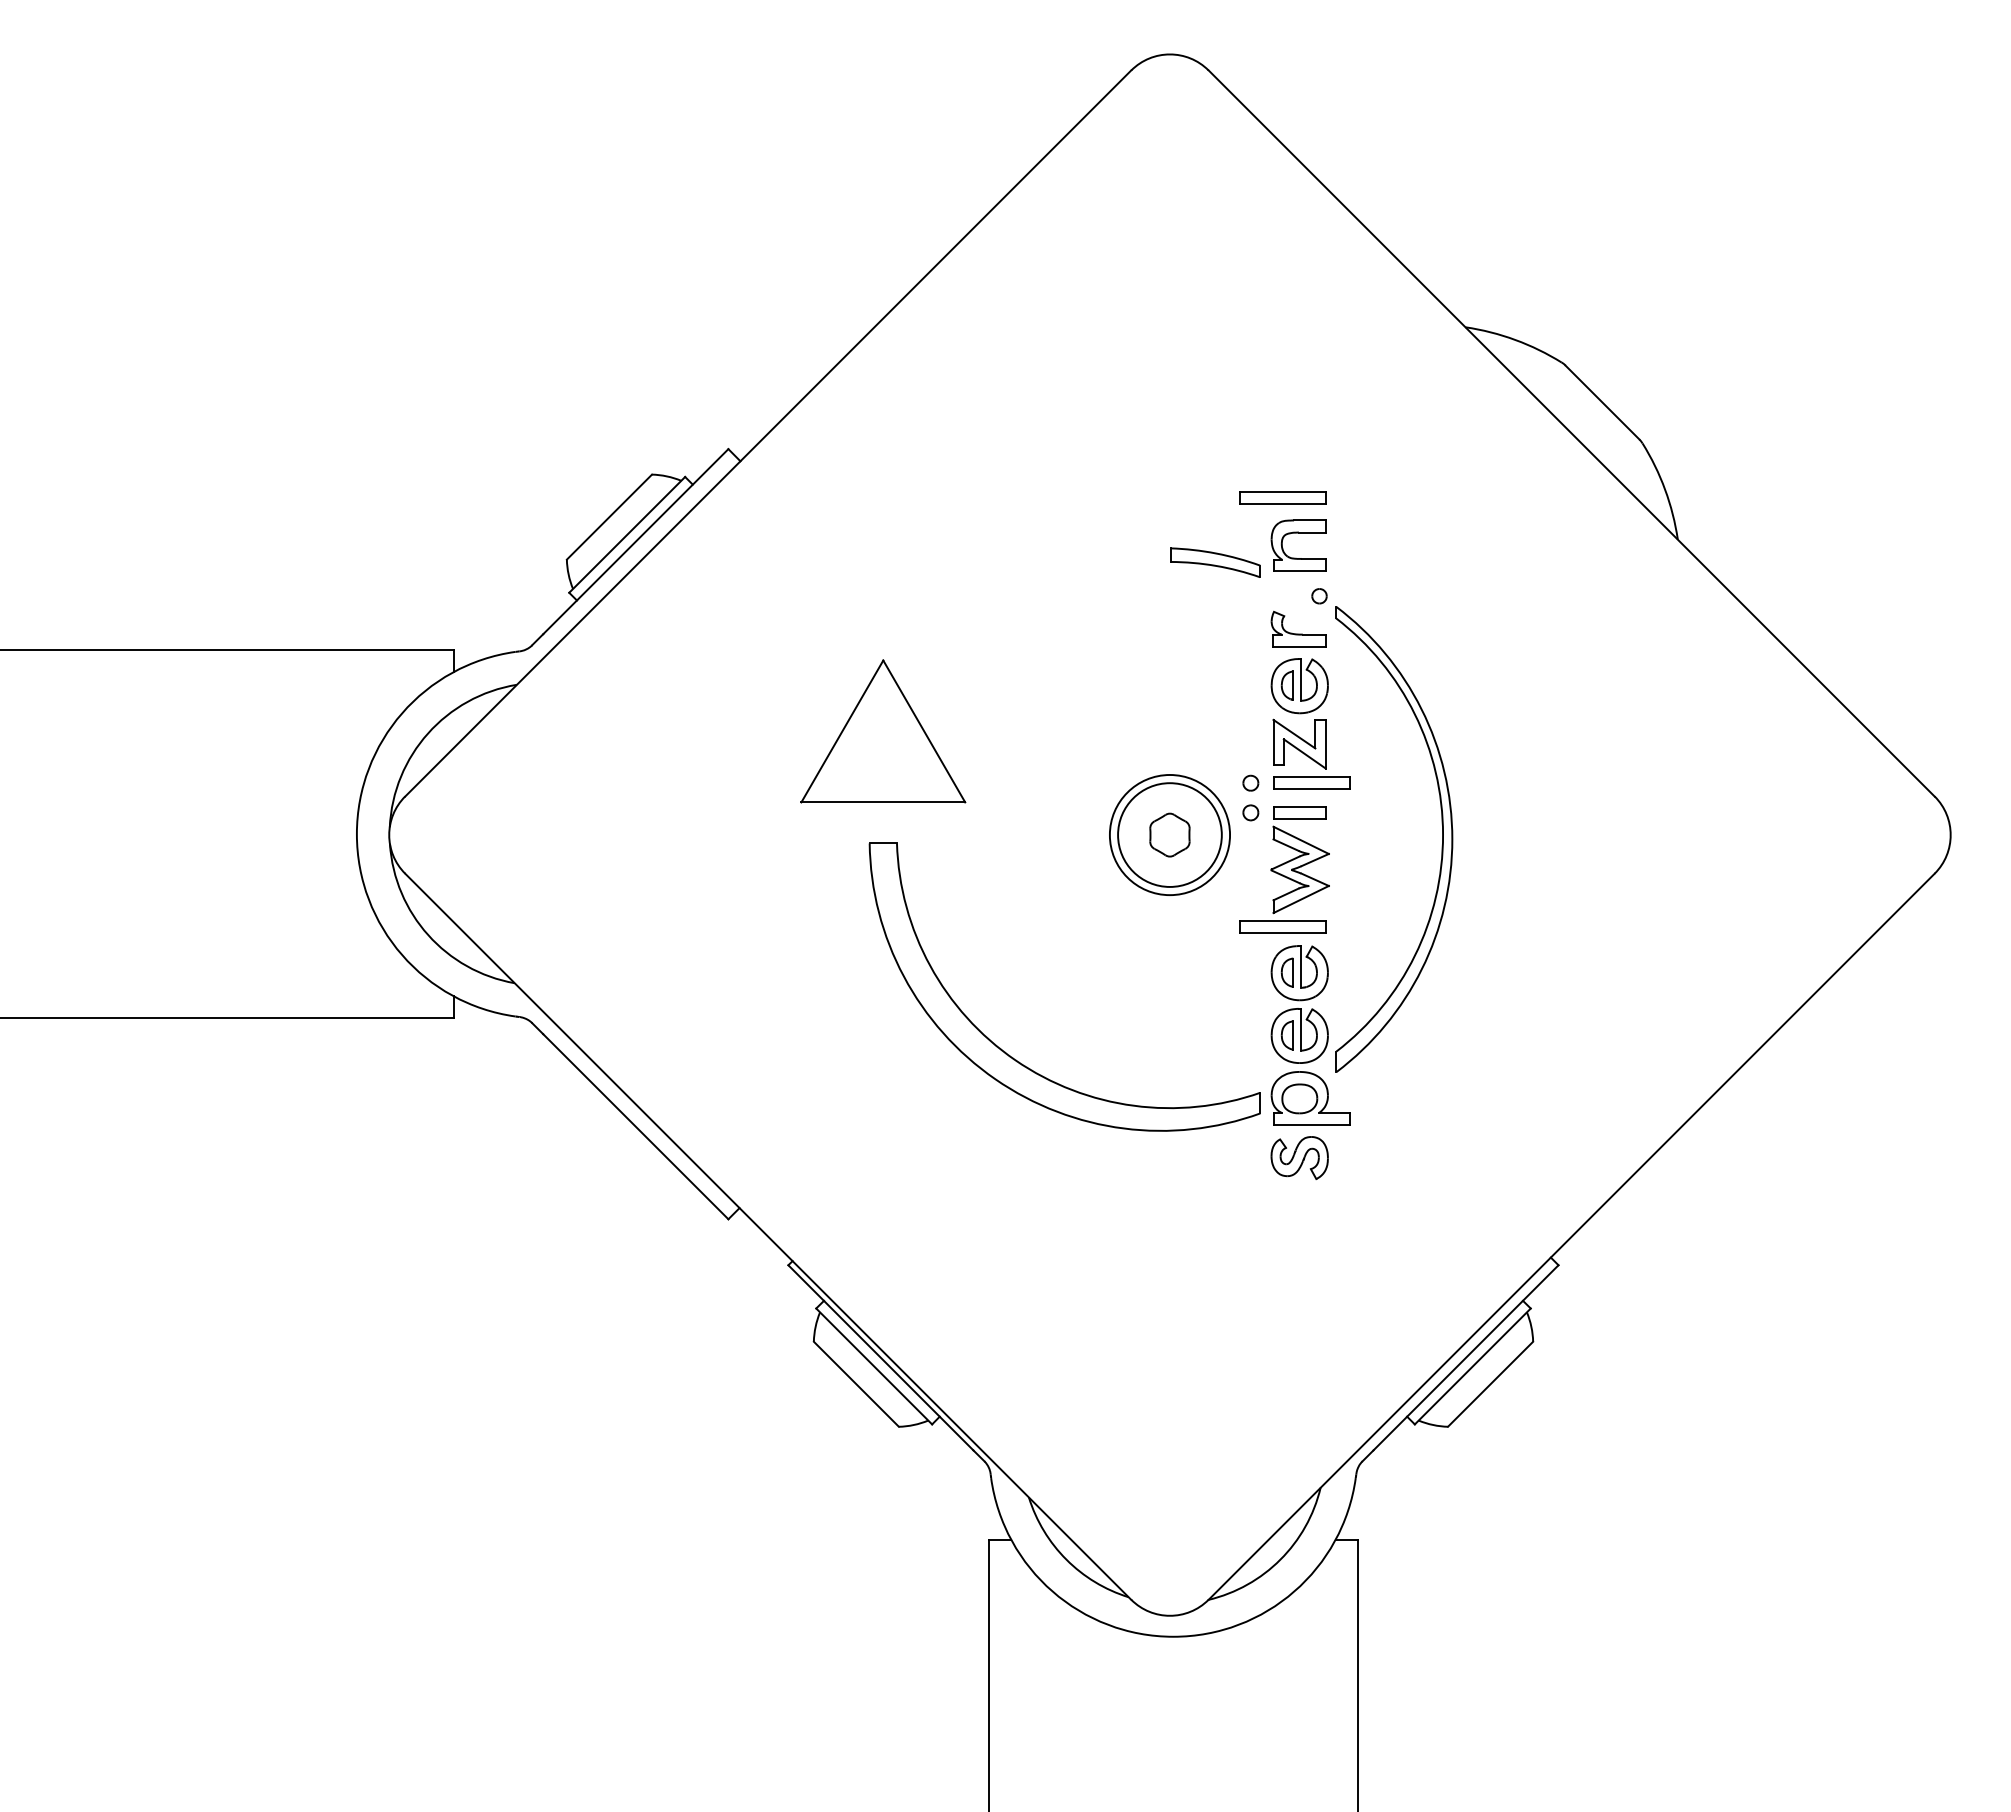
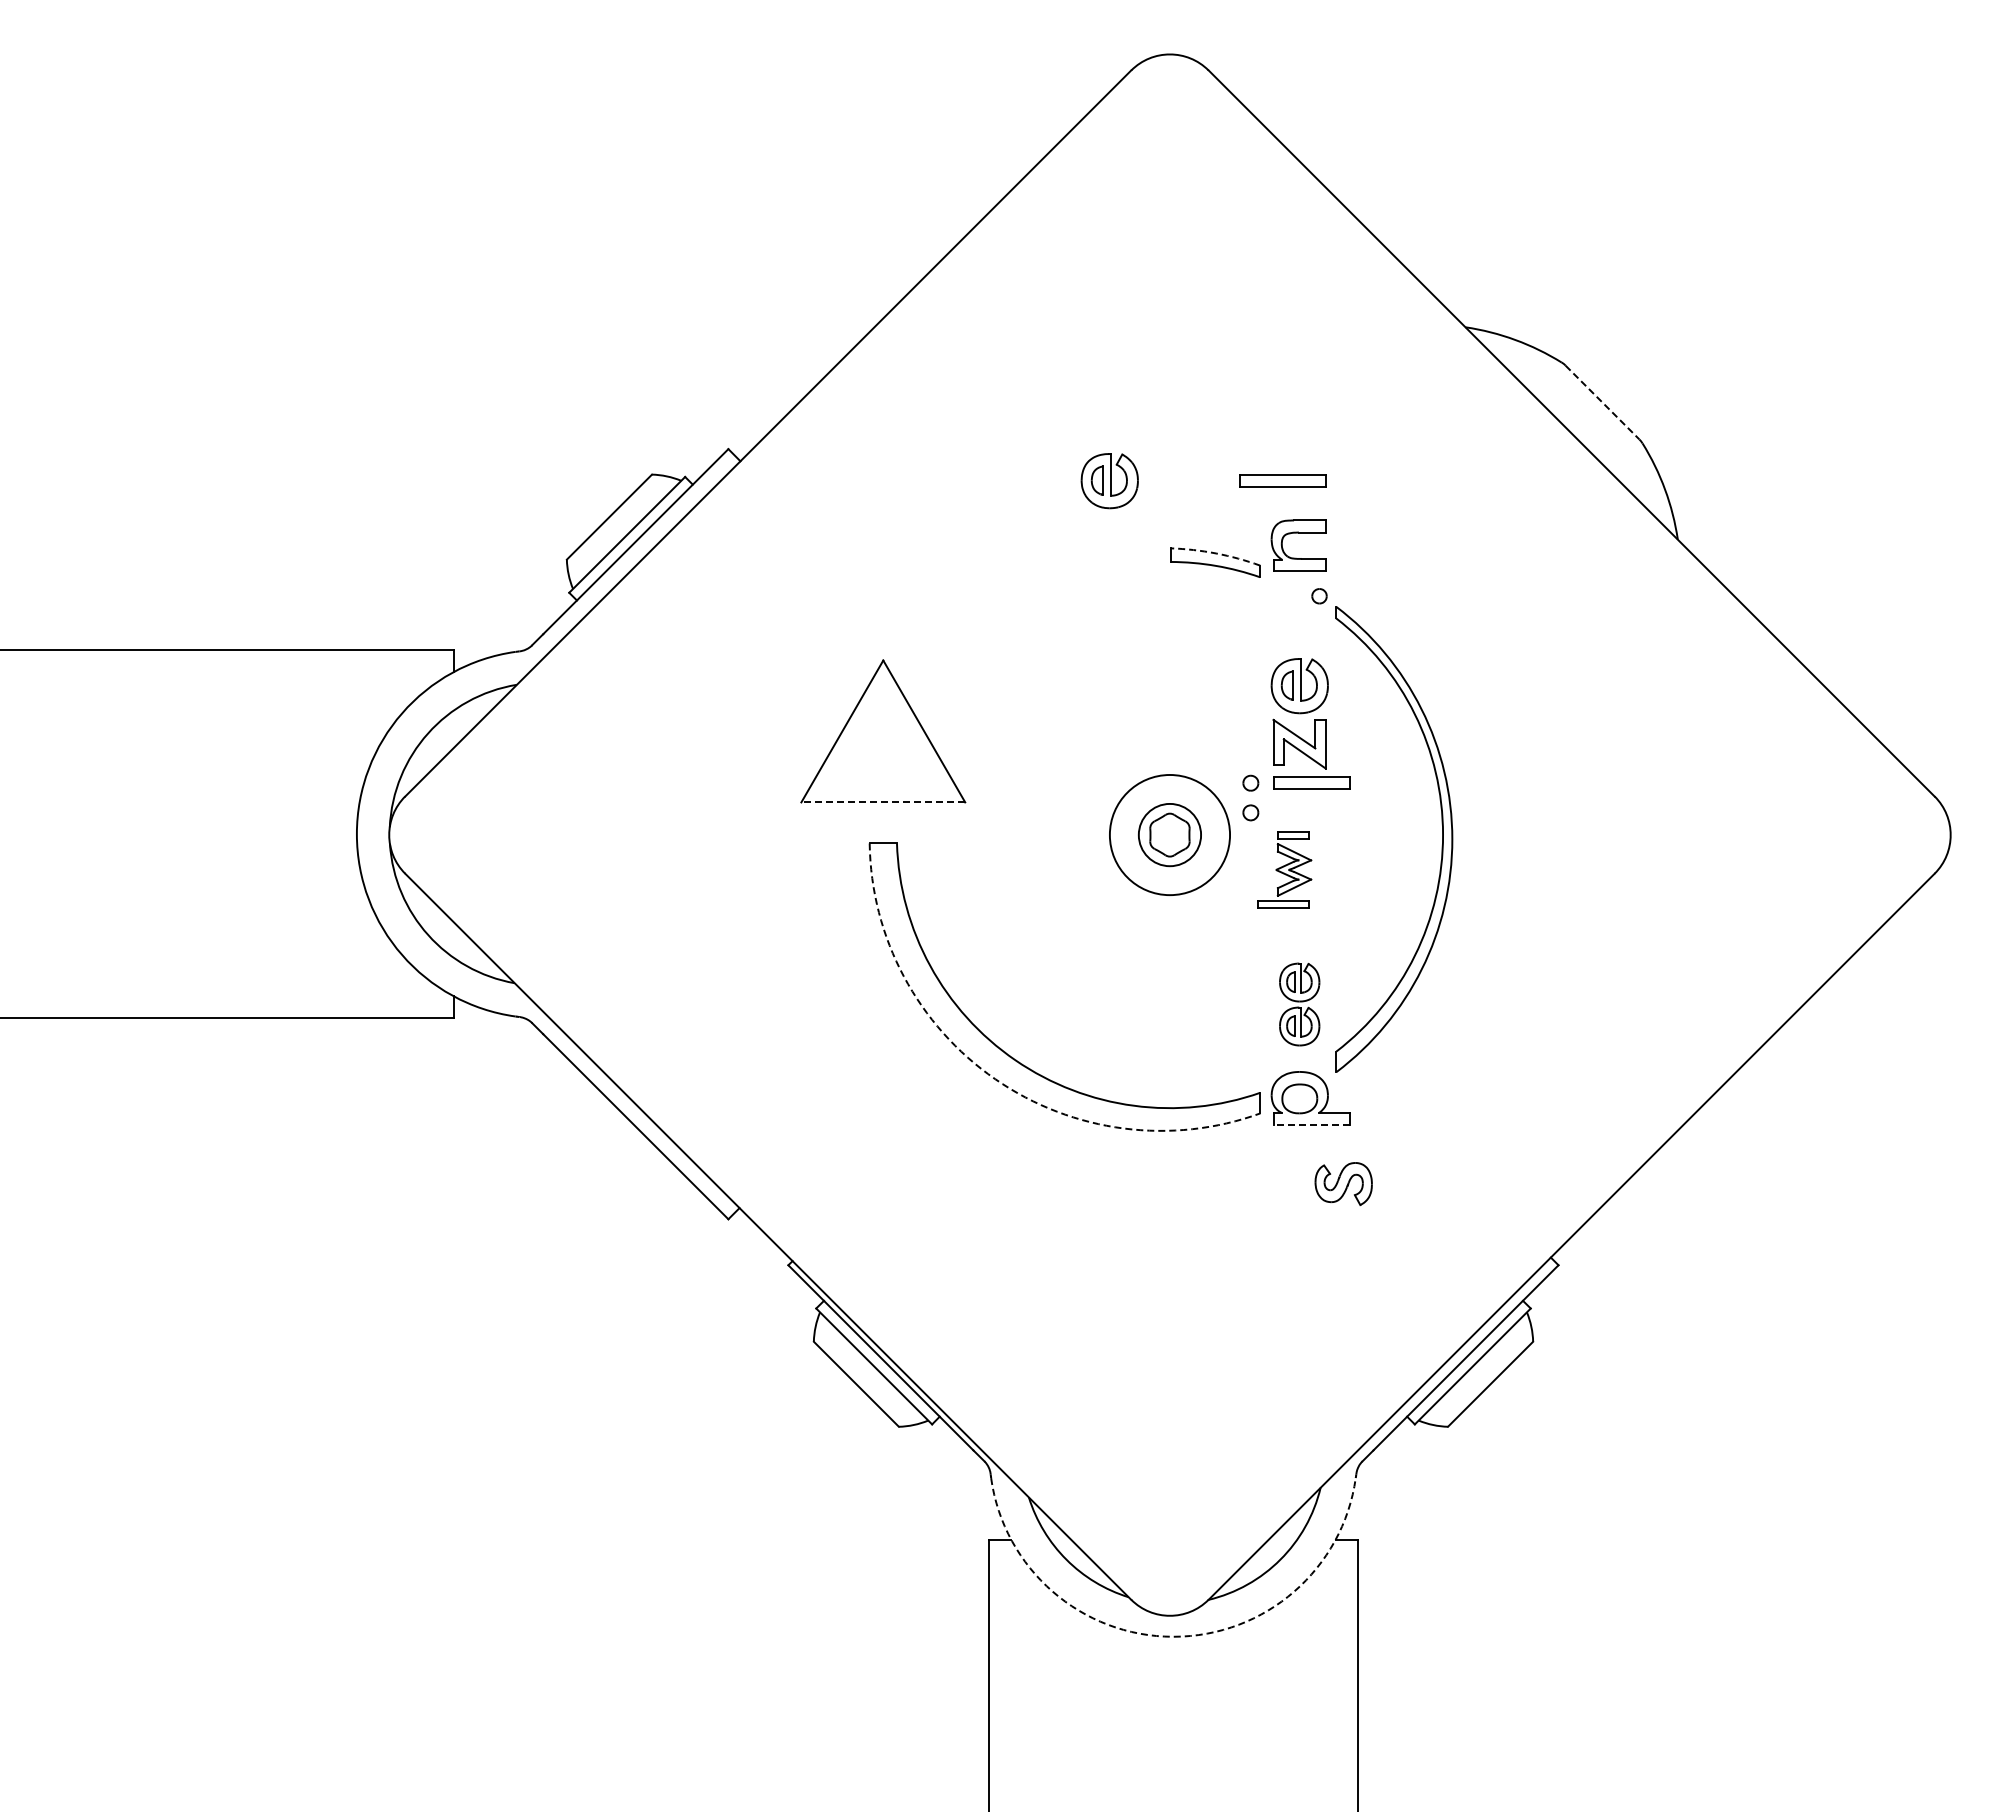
line: solid -> dashed (1602, 402)
part: none -> present (1109, 481)
part position: (1282, 497) -> (1282, 480) (1282, 480)
arc: solid -> dashed (1216, 553)
part: present -> none (1298, 628)
line: solid -> dashed (883, 802)
circle diameter: 104 px -> 62 px (1169, 834)
part size: 91x128 px -> 56x78 px (1284, 869)
part size: 59x119 px -> 42x85 px (1299, 1004)
arc: solid -> dashed (995, 1079)
line: solid -> dashed (1311, 1124)
part position: (1299, 1157) -> (1343, 1183) (1343, 1183)
arc: solid -> dashed (1173, 1636)
